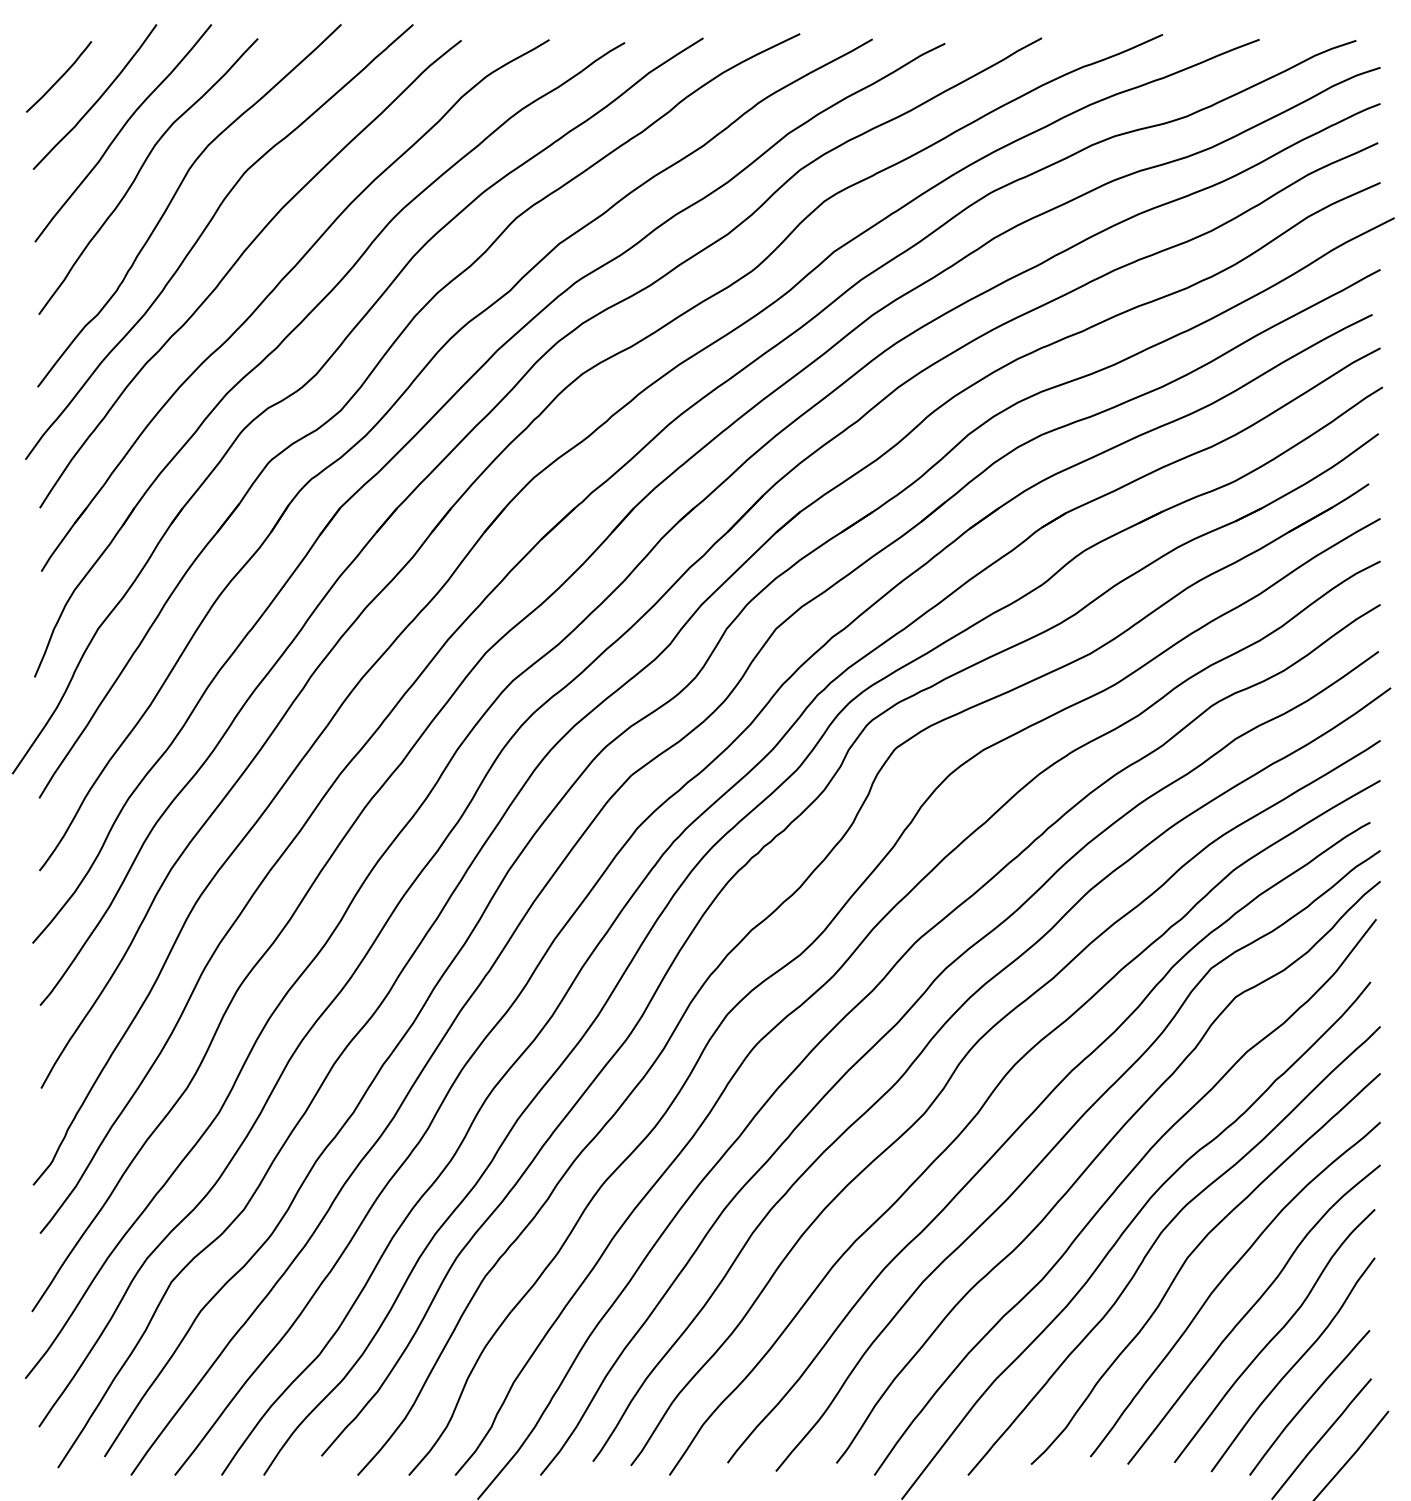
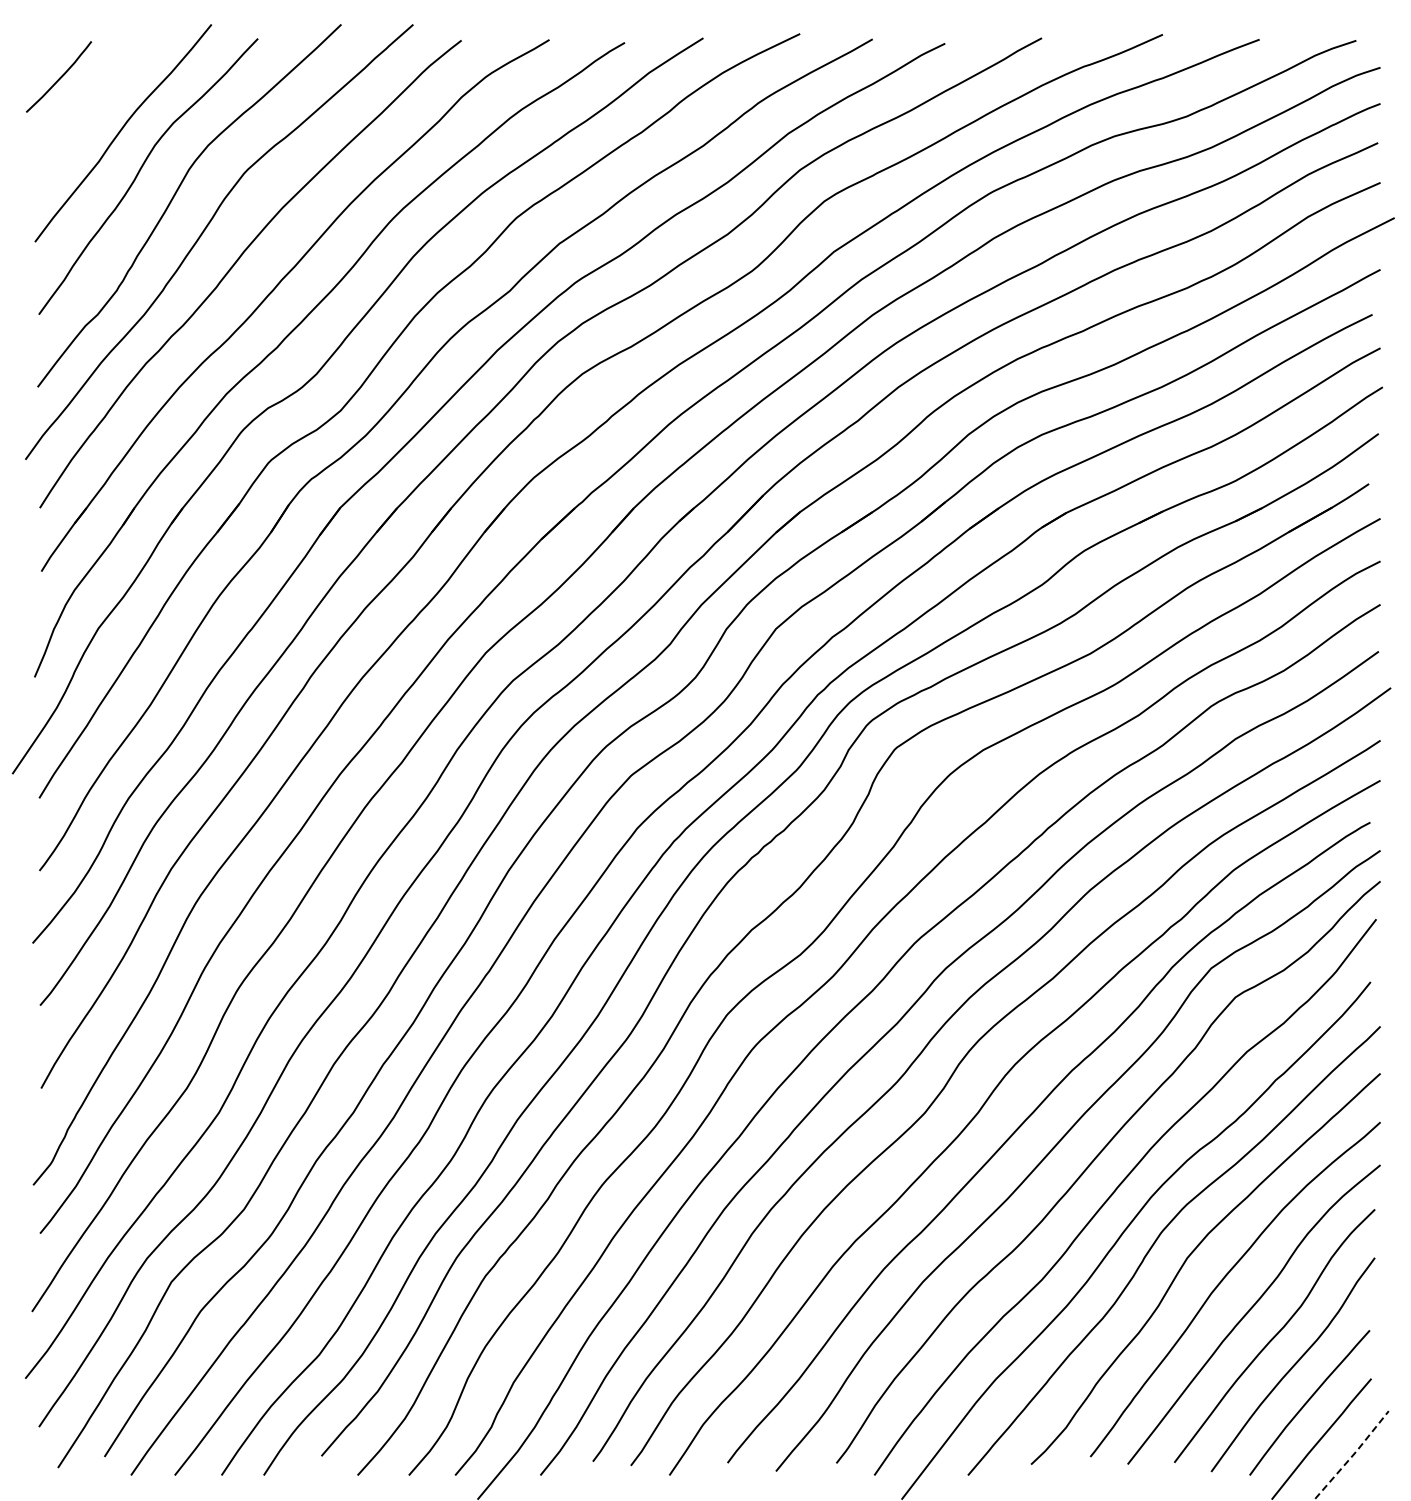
curve: present -> none (97, 99)
line: solid -> dashed (1352, 1455)
